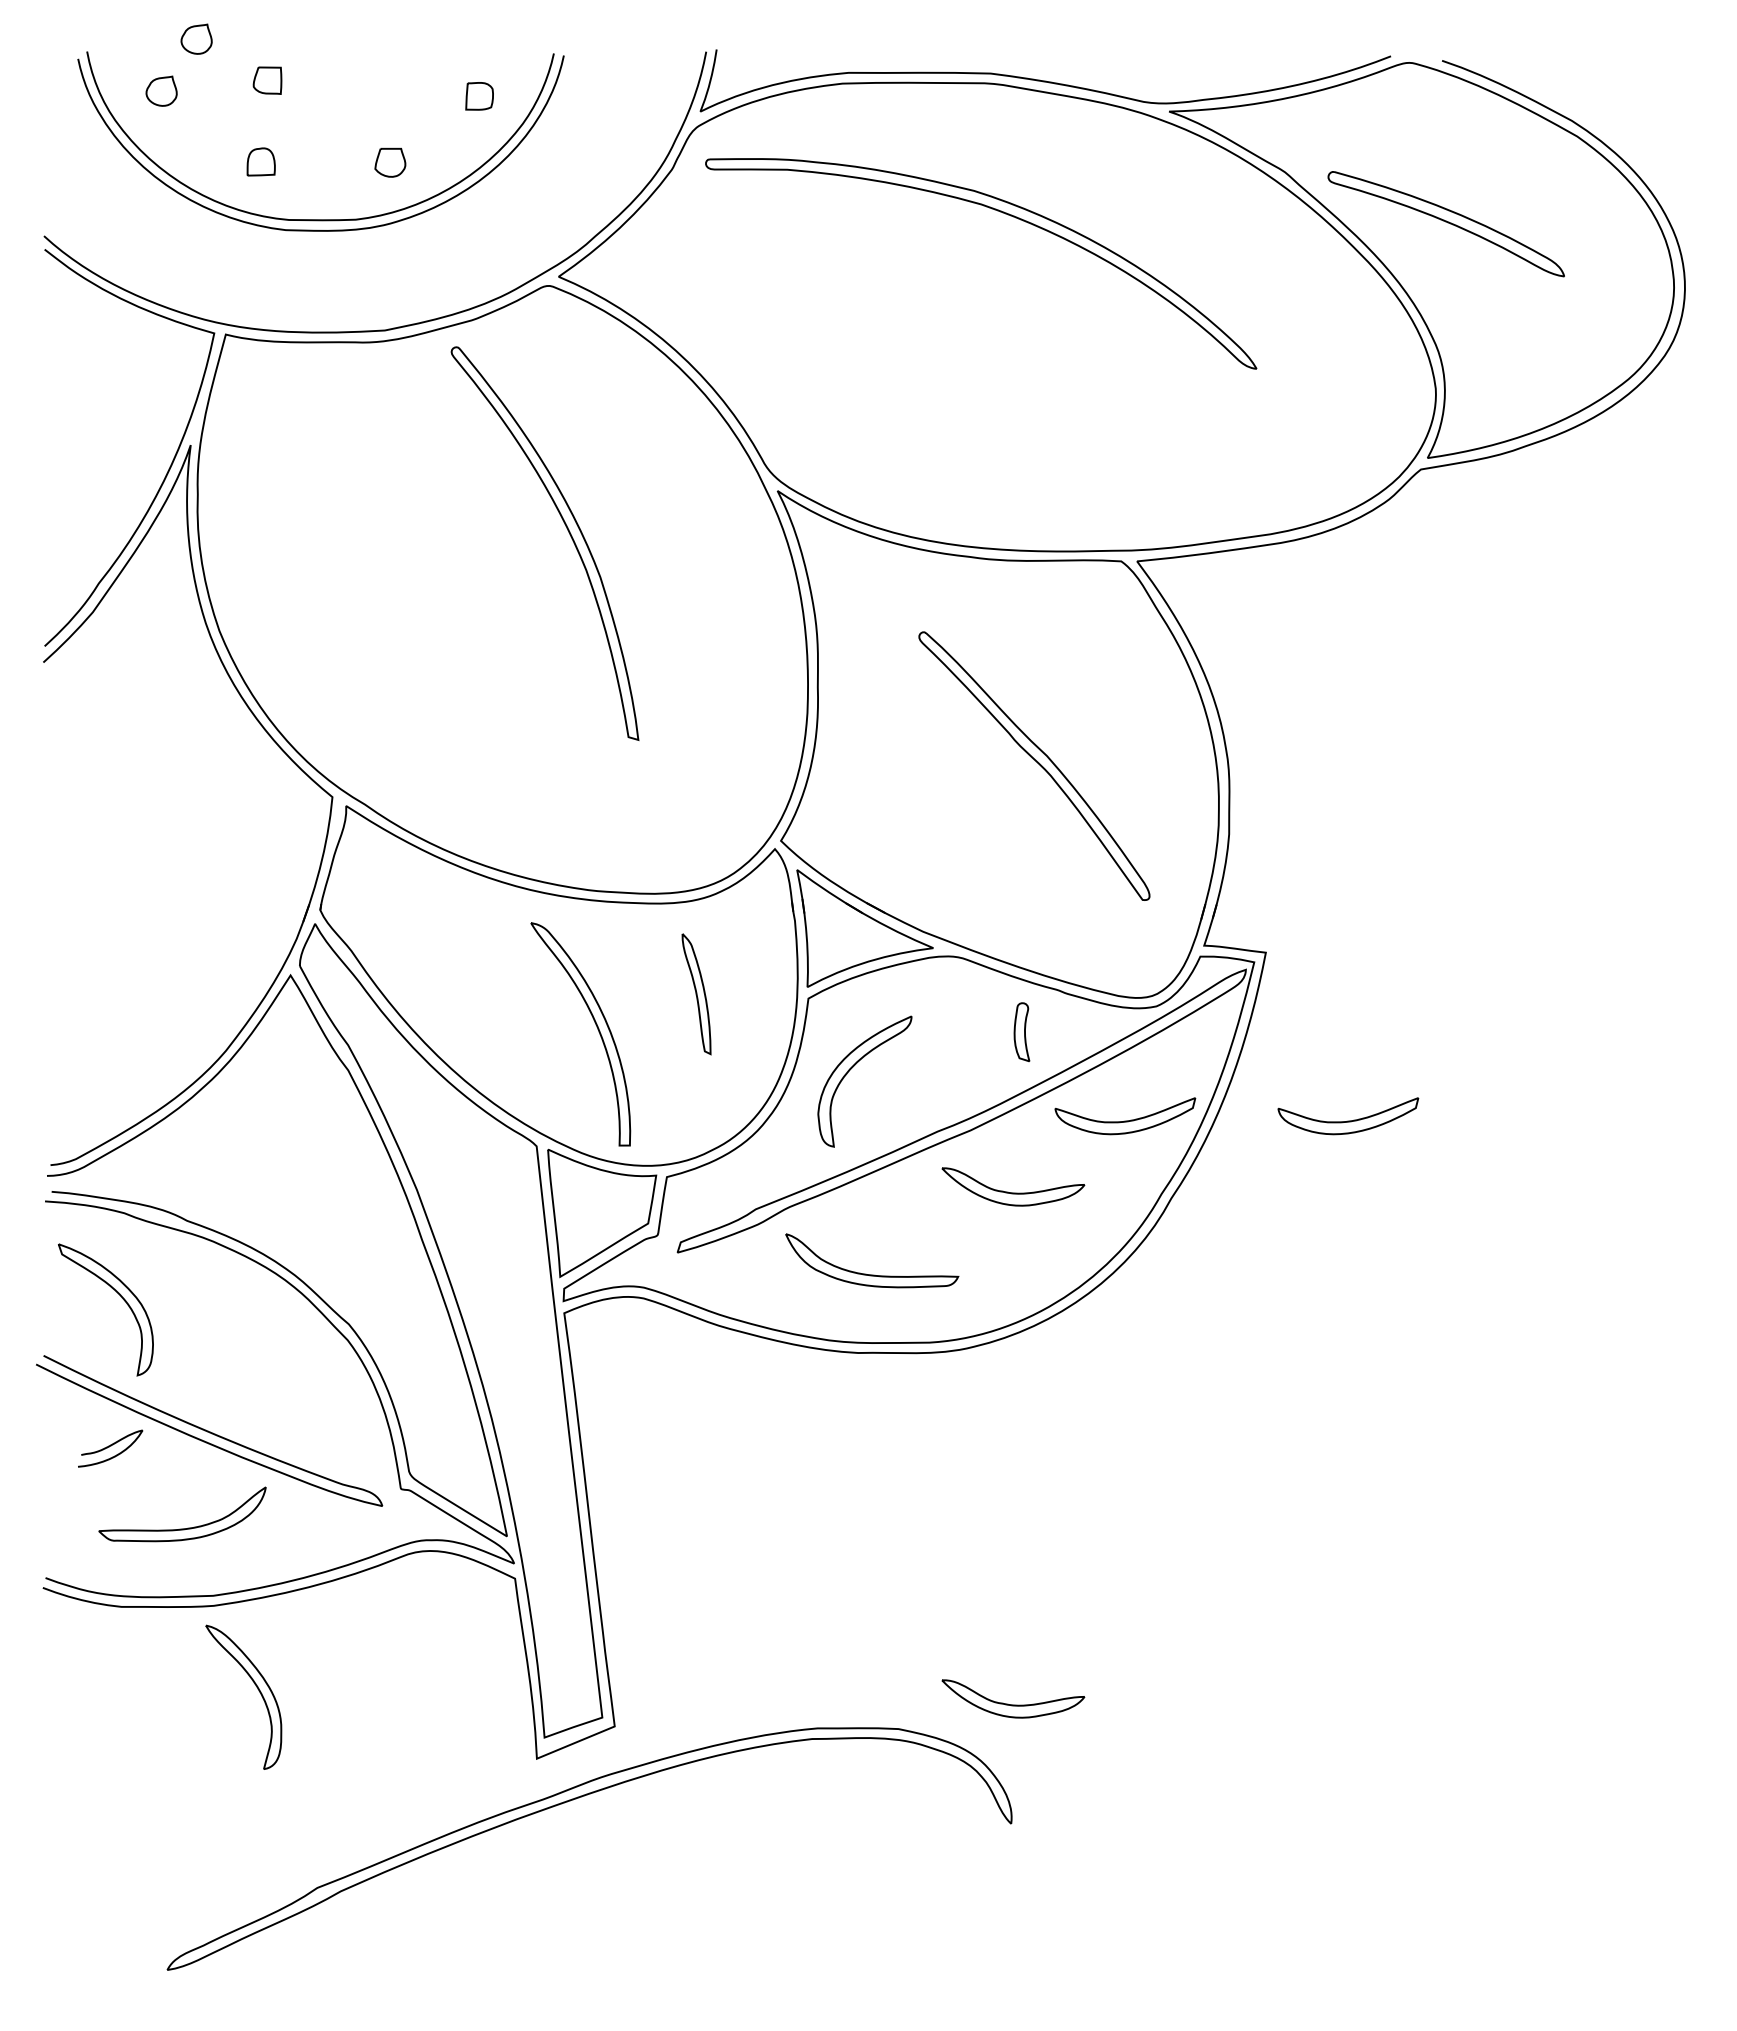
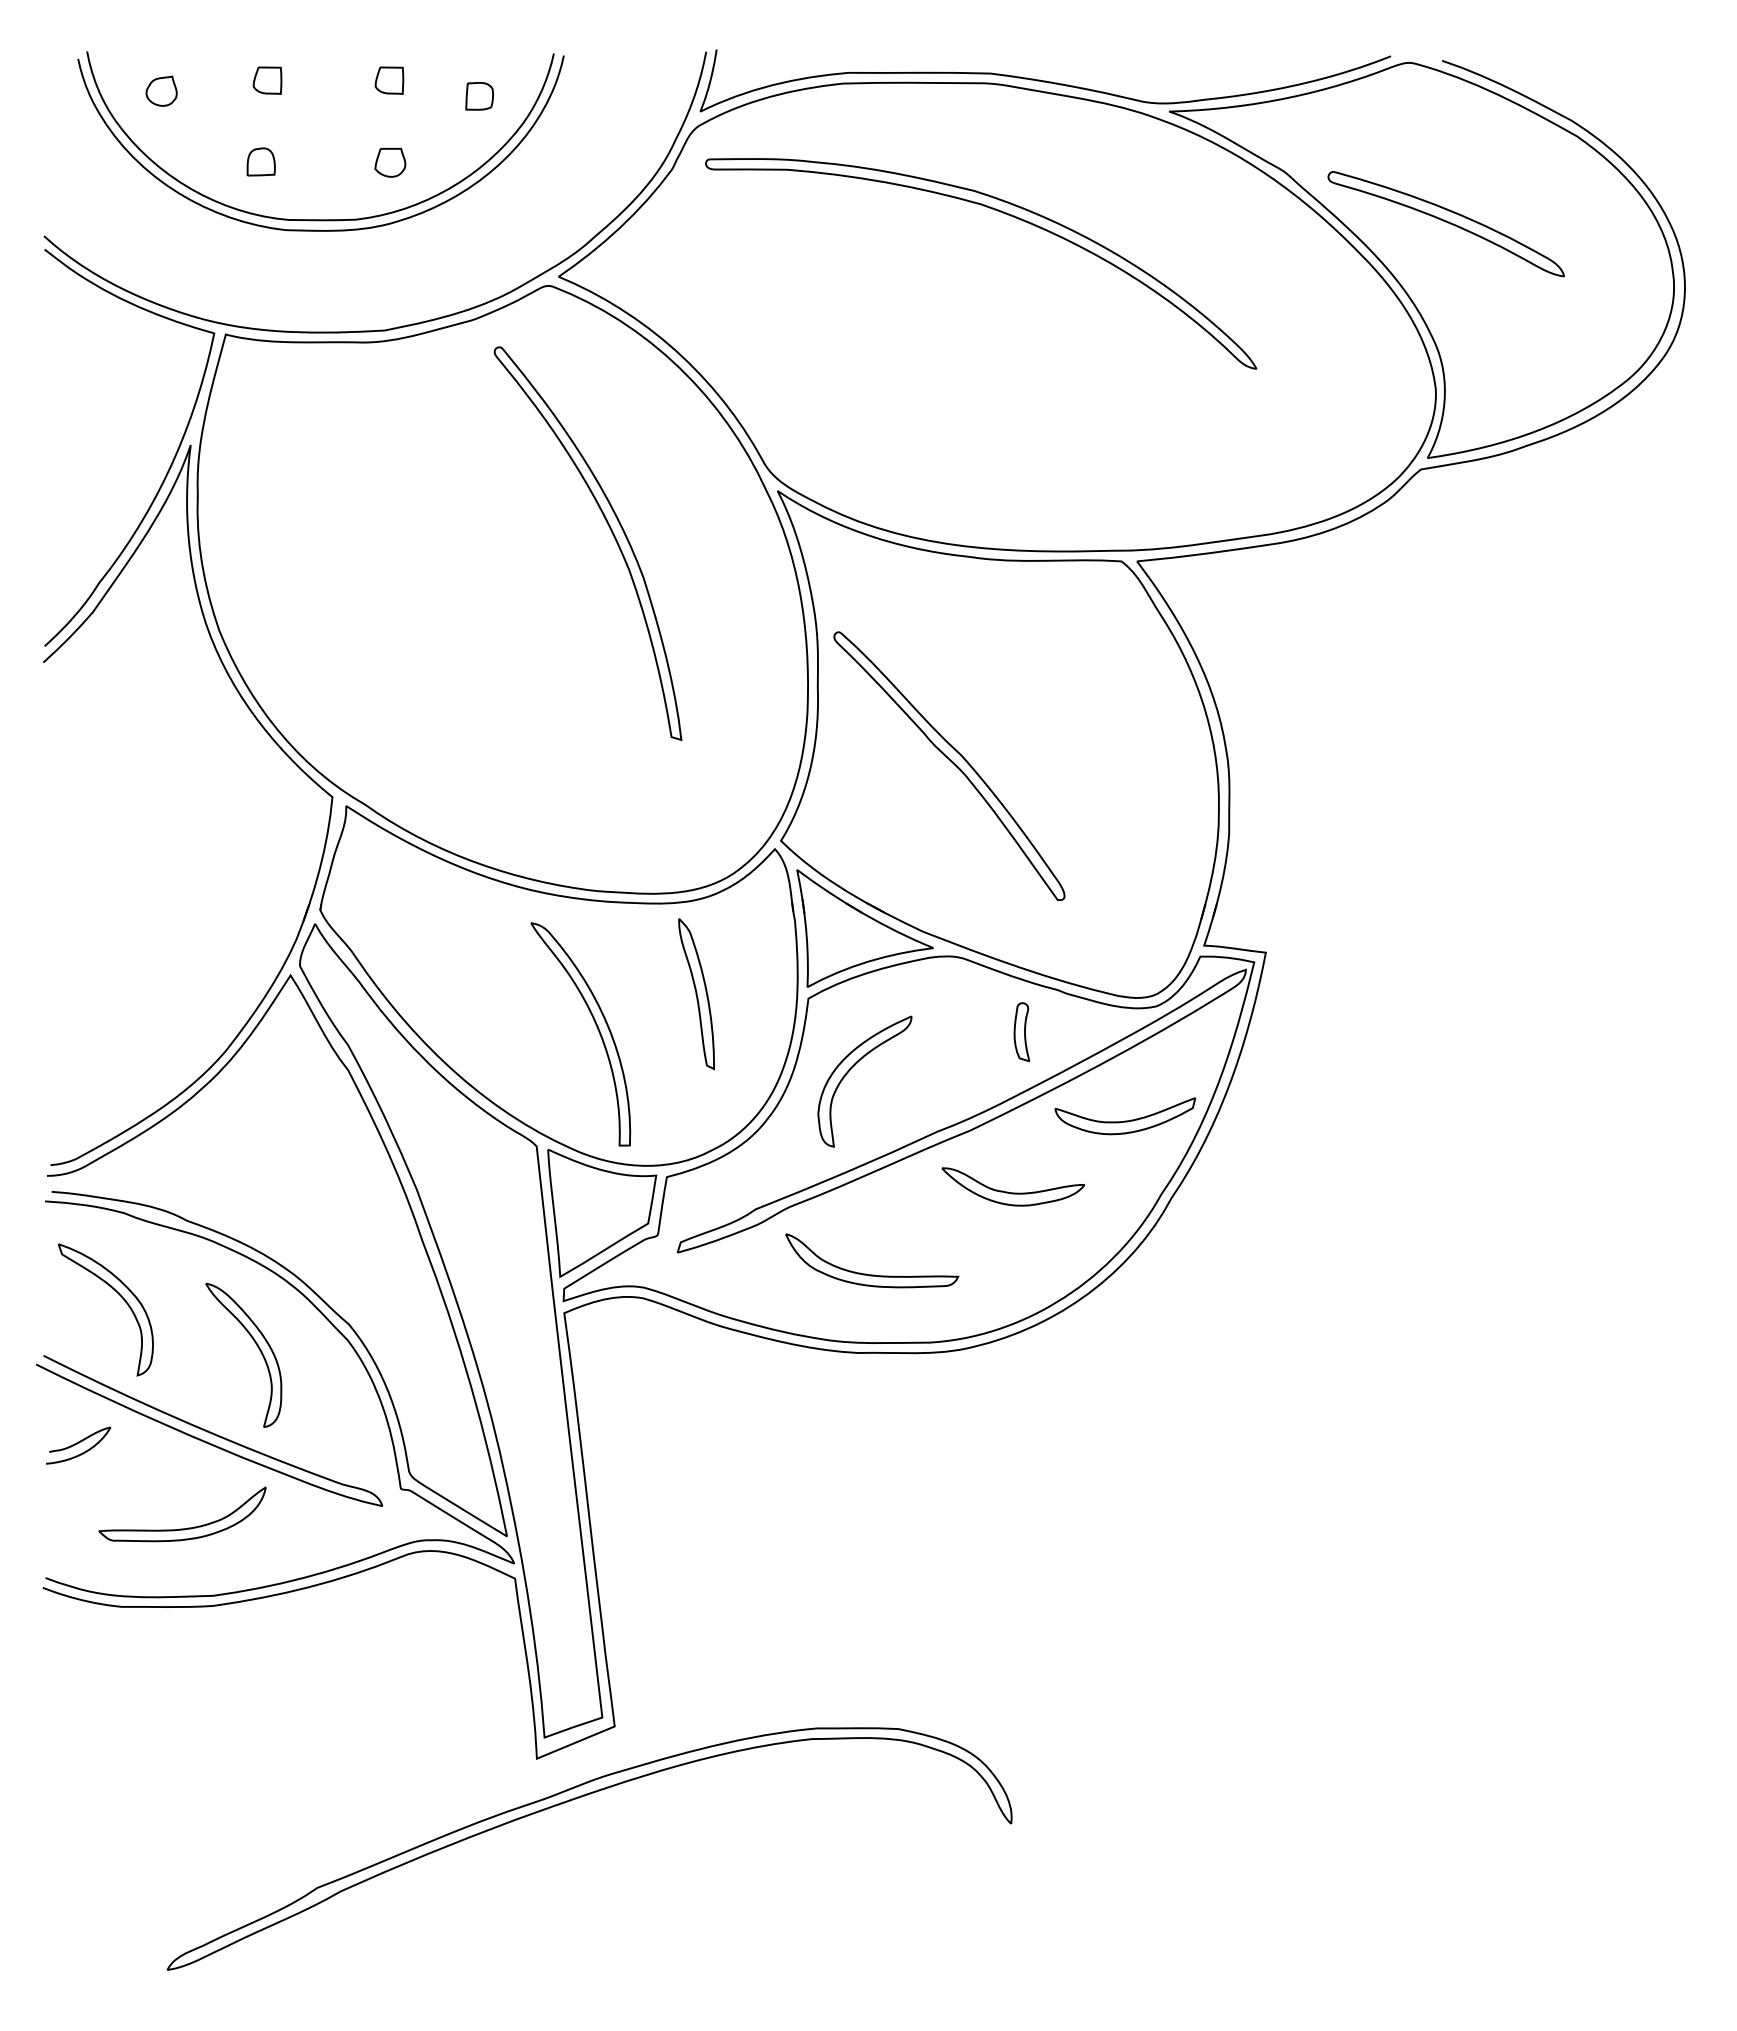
part: present -> none (196, 38)
part: none -> present (389, 80)
part position: (568, 532) -> (611, 532) (611, 532)
part position: (1034, 765) -> (949, 765) (949, 765)
part size: 31x123 px -> 37x153 px (696, 994)
part: present -> none (1348, 1116)
curve position: (109, 1447) -> (77, 1444) (77, 1444)
part position: (257, 1689) -> (257, 1347) (257, 1347)
part: present -> none (1013, 1698)
